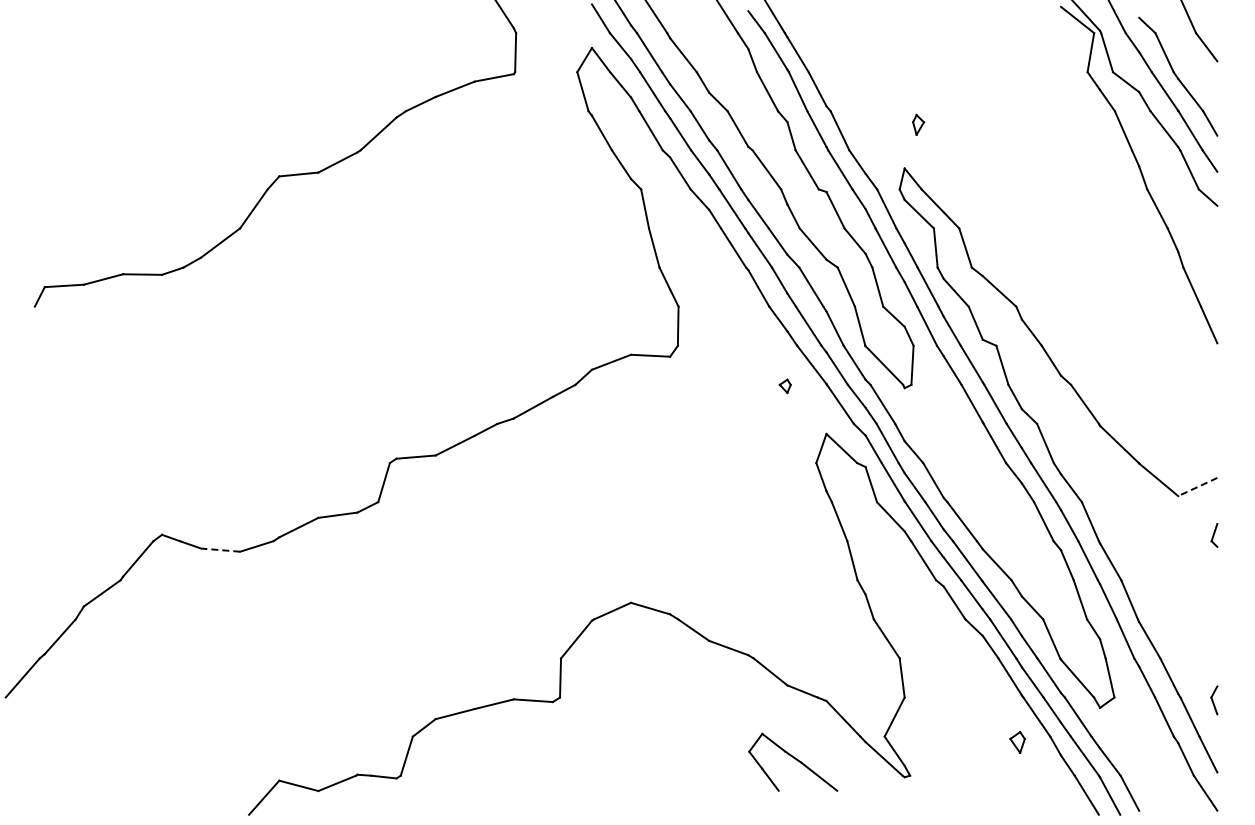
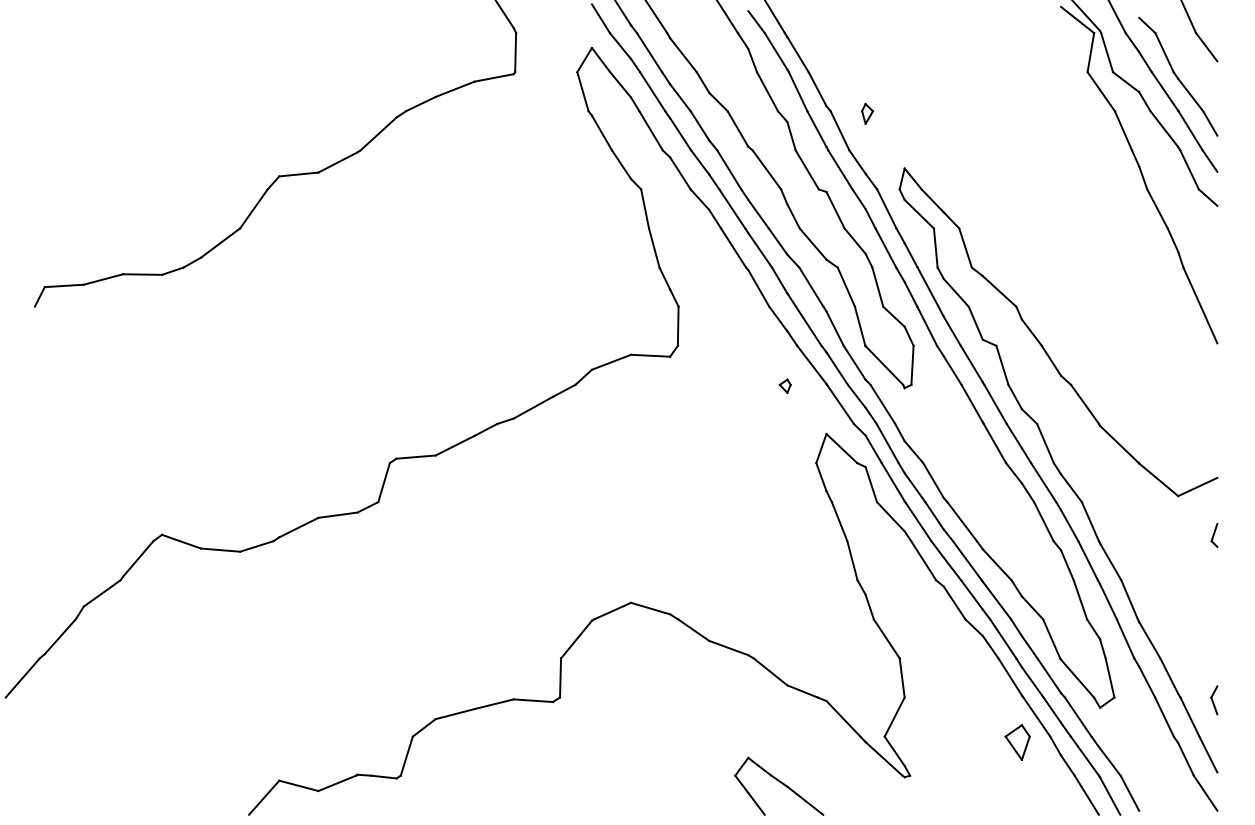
part position: (918, 124) -> (867, 113) (867, 113)
line: dashed -> solid (1197, 487)
line: dashed -> solid (220, 550)
part size: 17x23 px -> 27x37 px (1017, 742)
part position: (793, 761) -> (779, 785) (779, 785)
